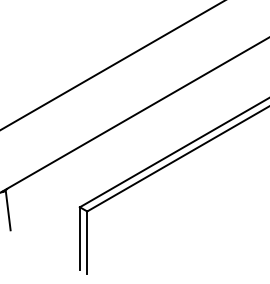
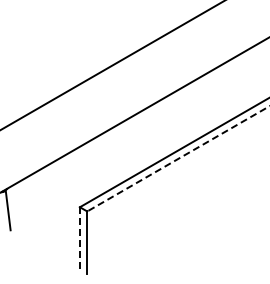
line: solid -> dashed (178, 159)
line: solid -> dashed (79, 238)
